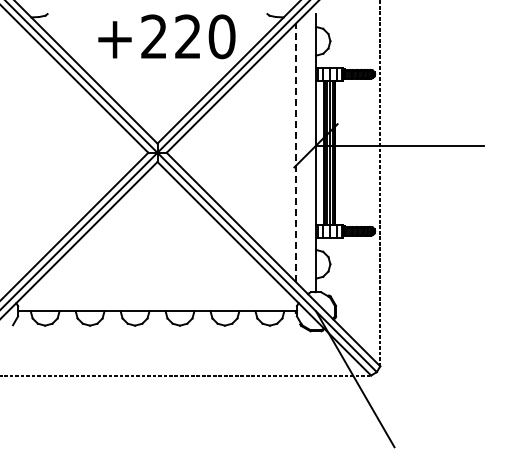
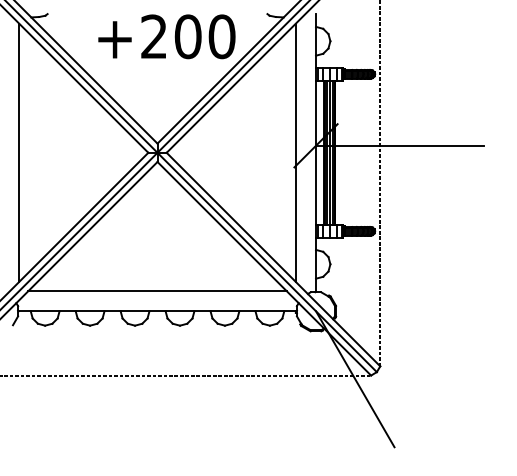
text: +220 -> +200 (187, 36)
line: none -> present (19, 152)
line: dashed -> solid (295, 152)
line: none -> present (157, 291)
